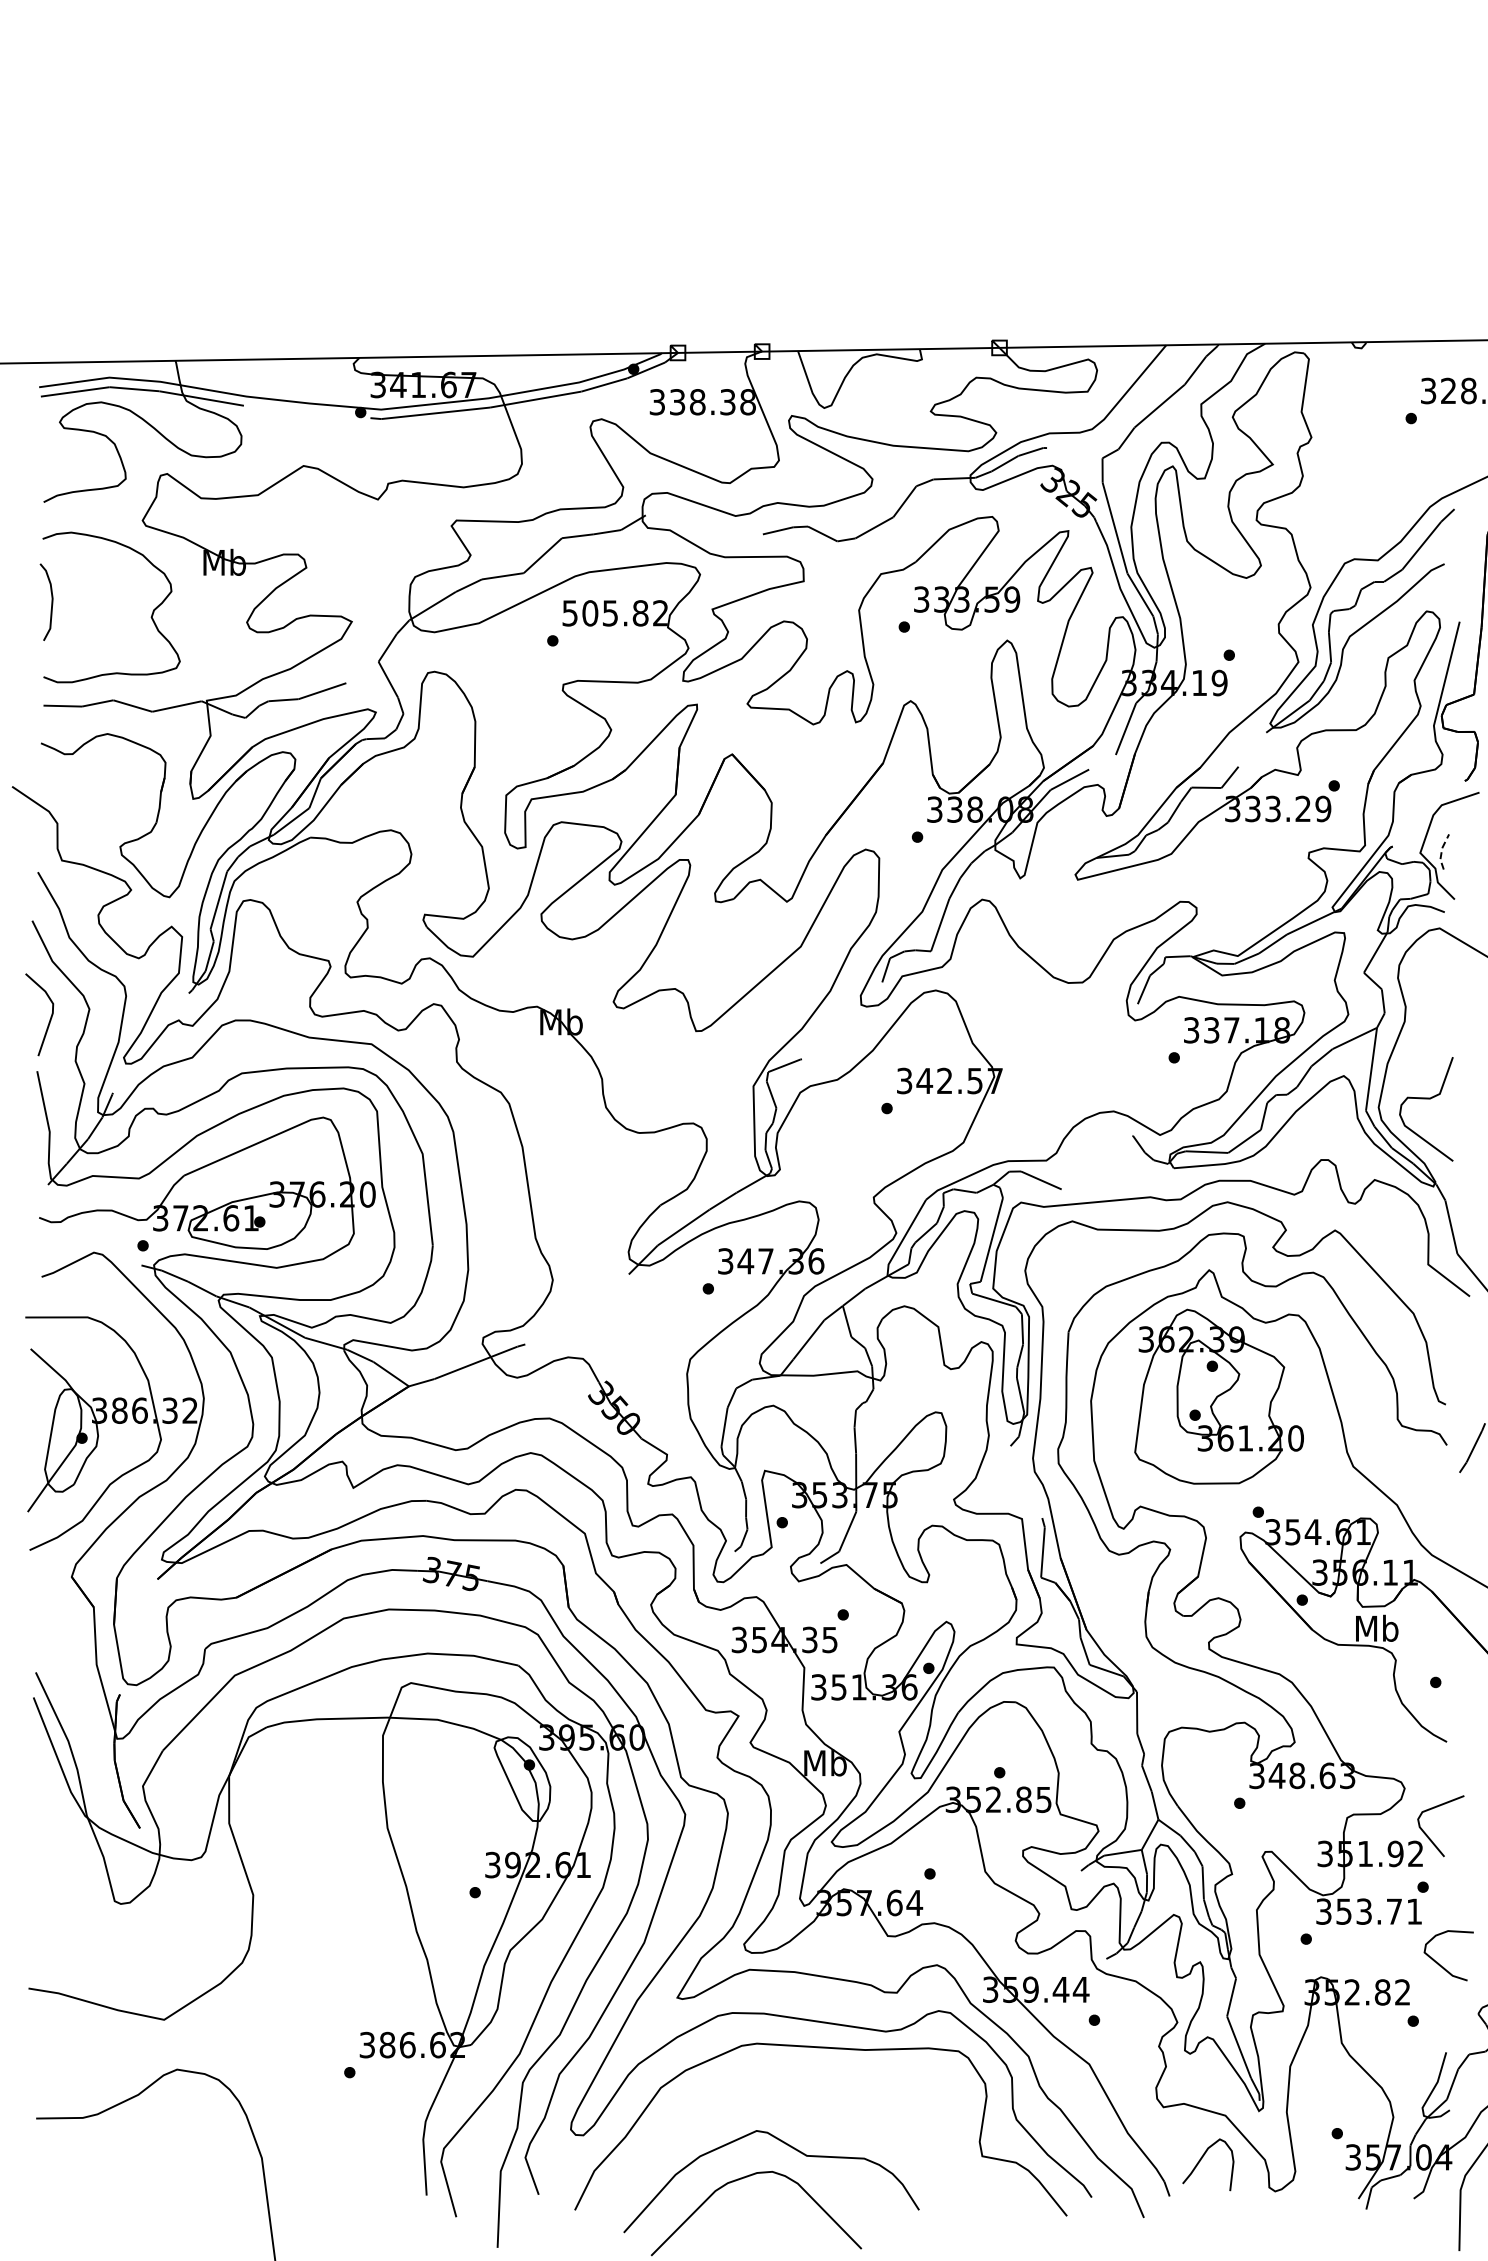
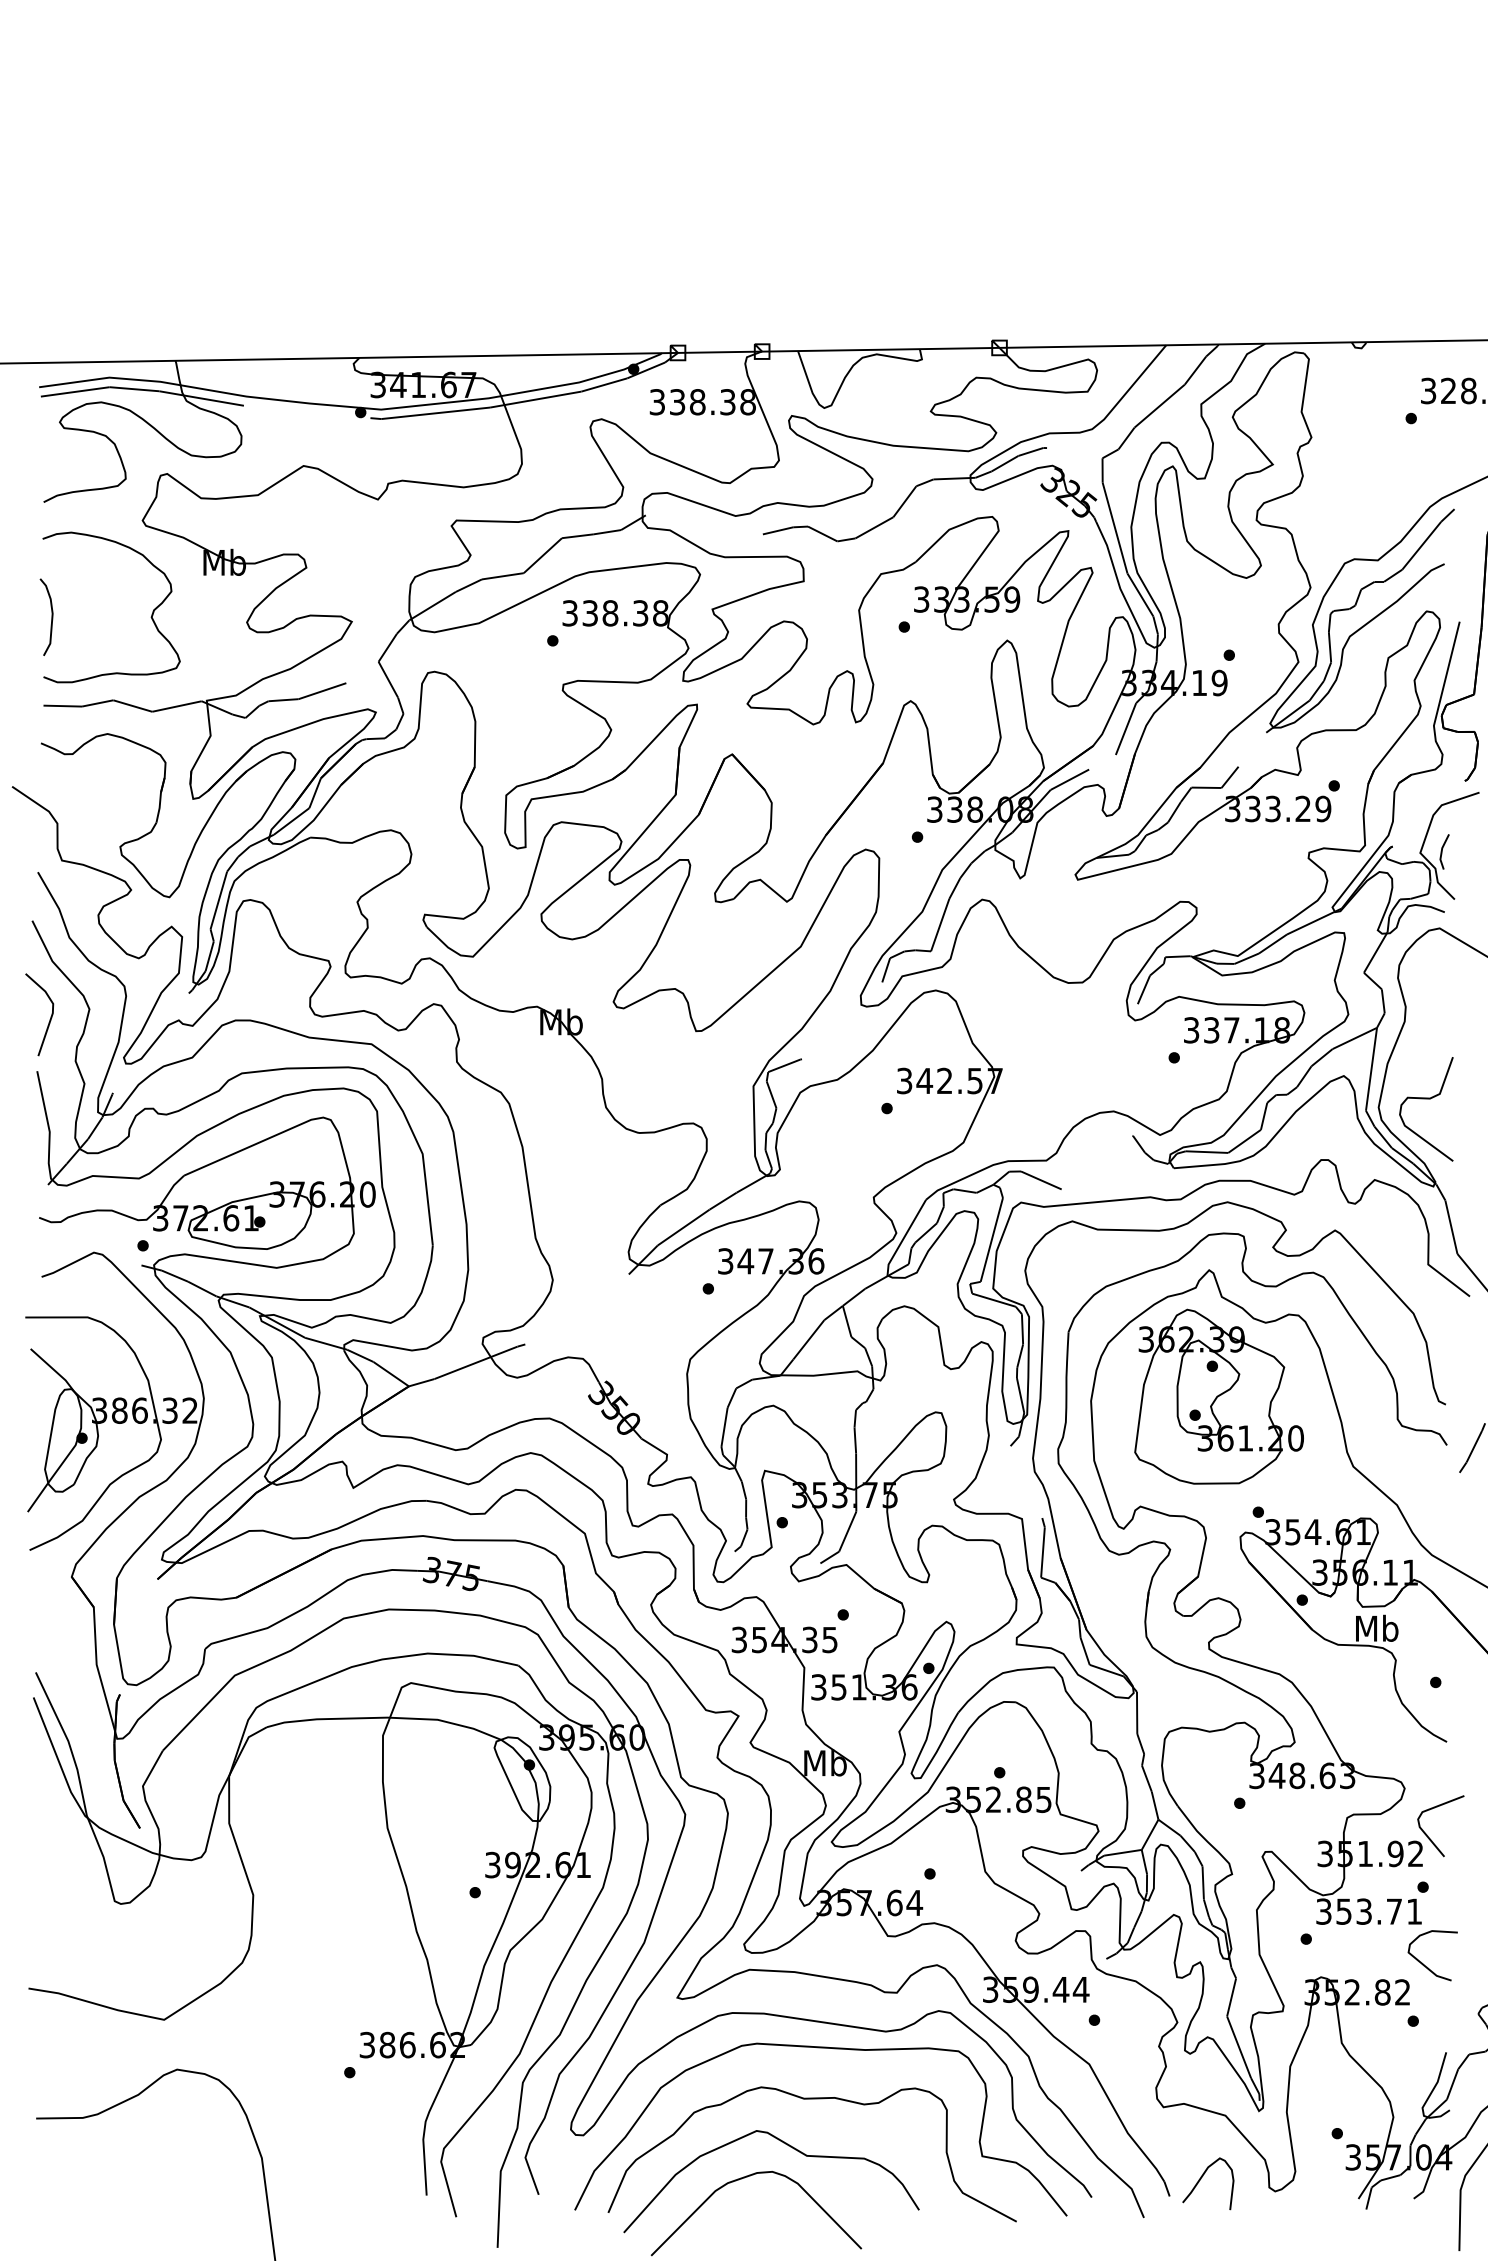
curve position: (51, 601) -> (51, 616) (51, 616)
text: 505.82 -> 338.38 (615, 613)
line: dashed -> solid (1441, 851)
curve position: (1439, 1963) -> (1423, 1963) (1423, 1963)
curve: none -> present (811, 2099)
curve position: (1201, 2160) -> (1201, 2179) (1201, 2179)
